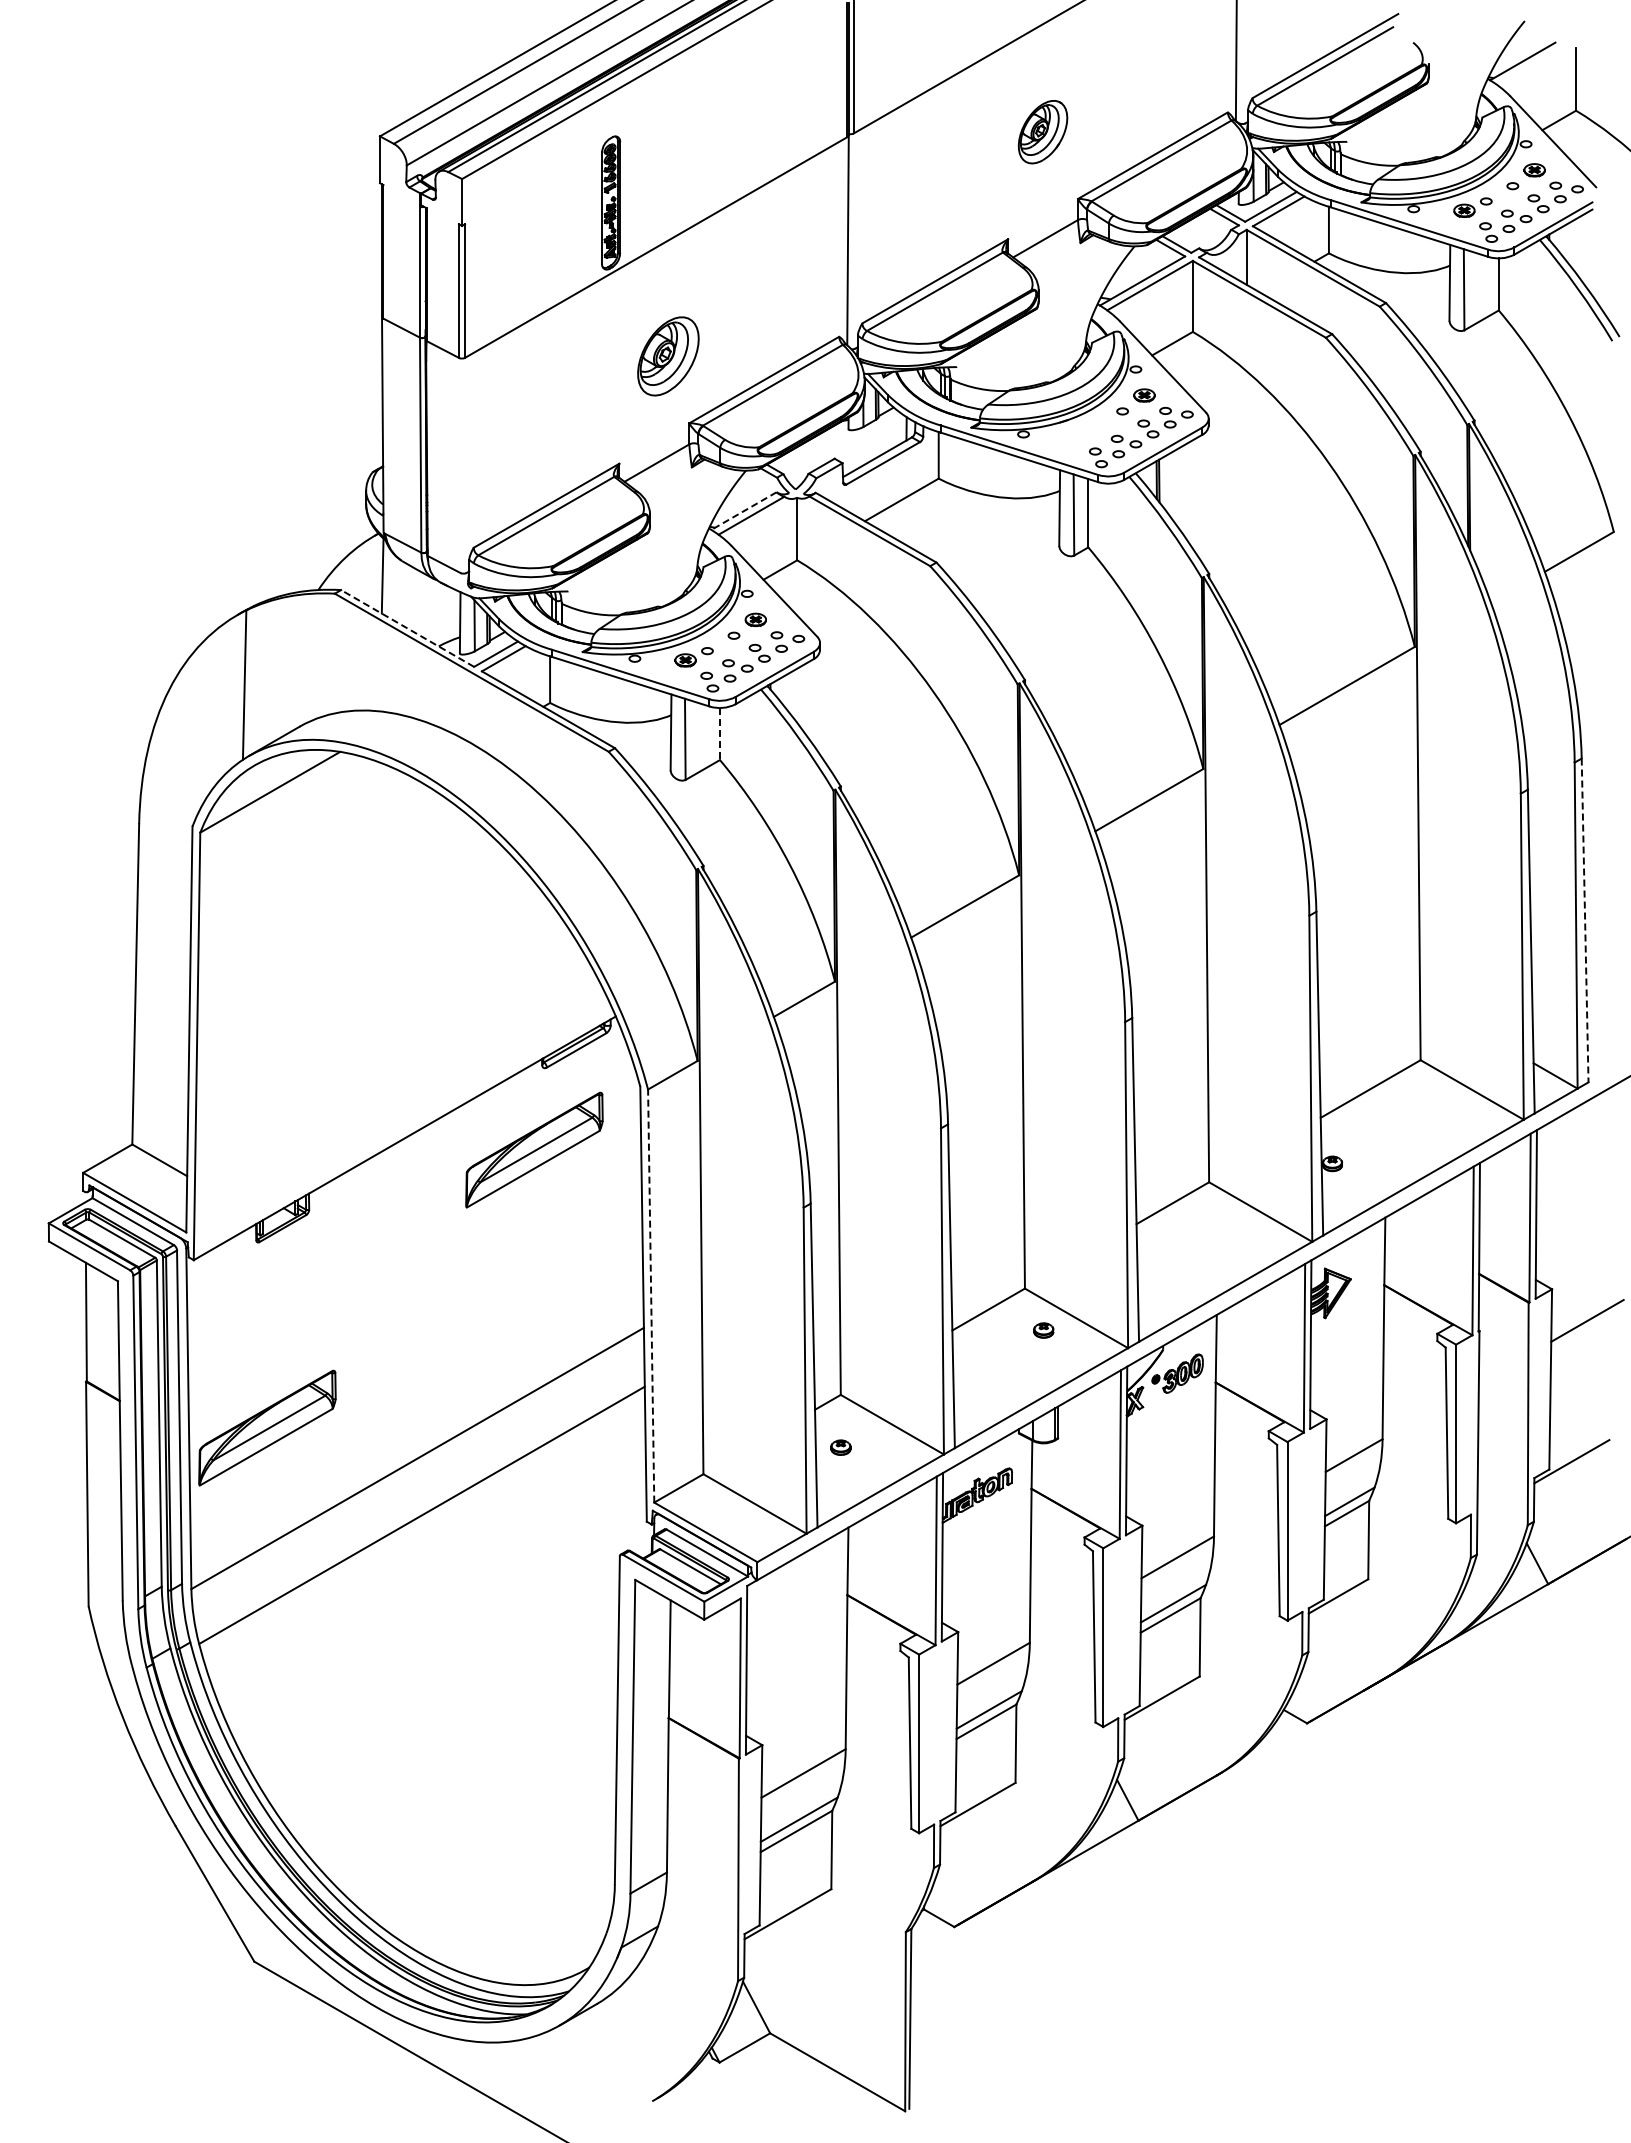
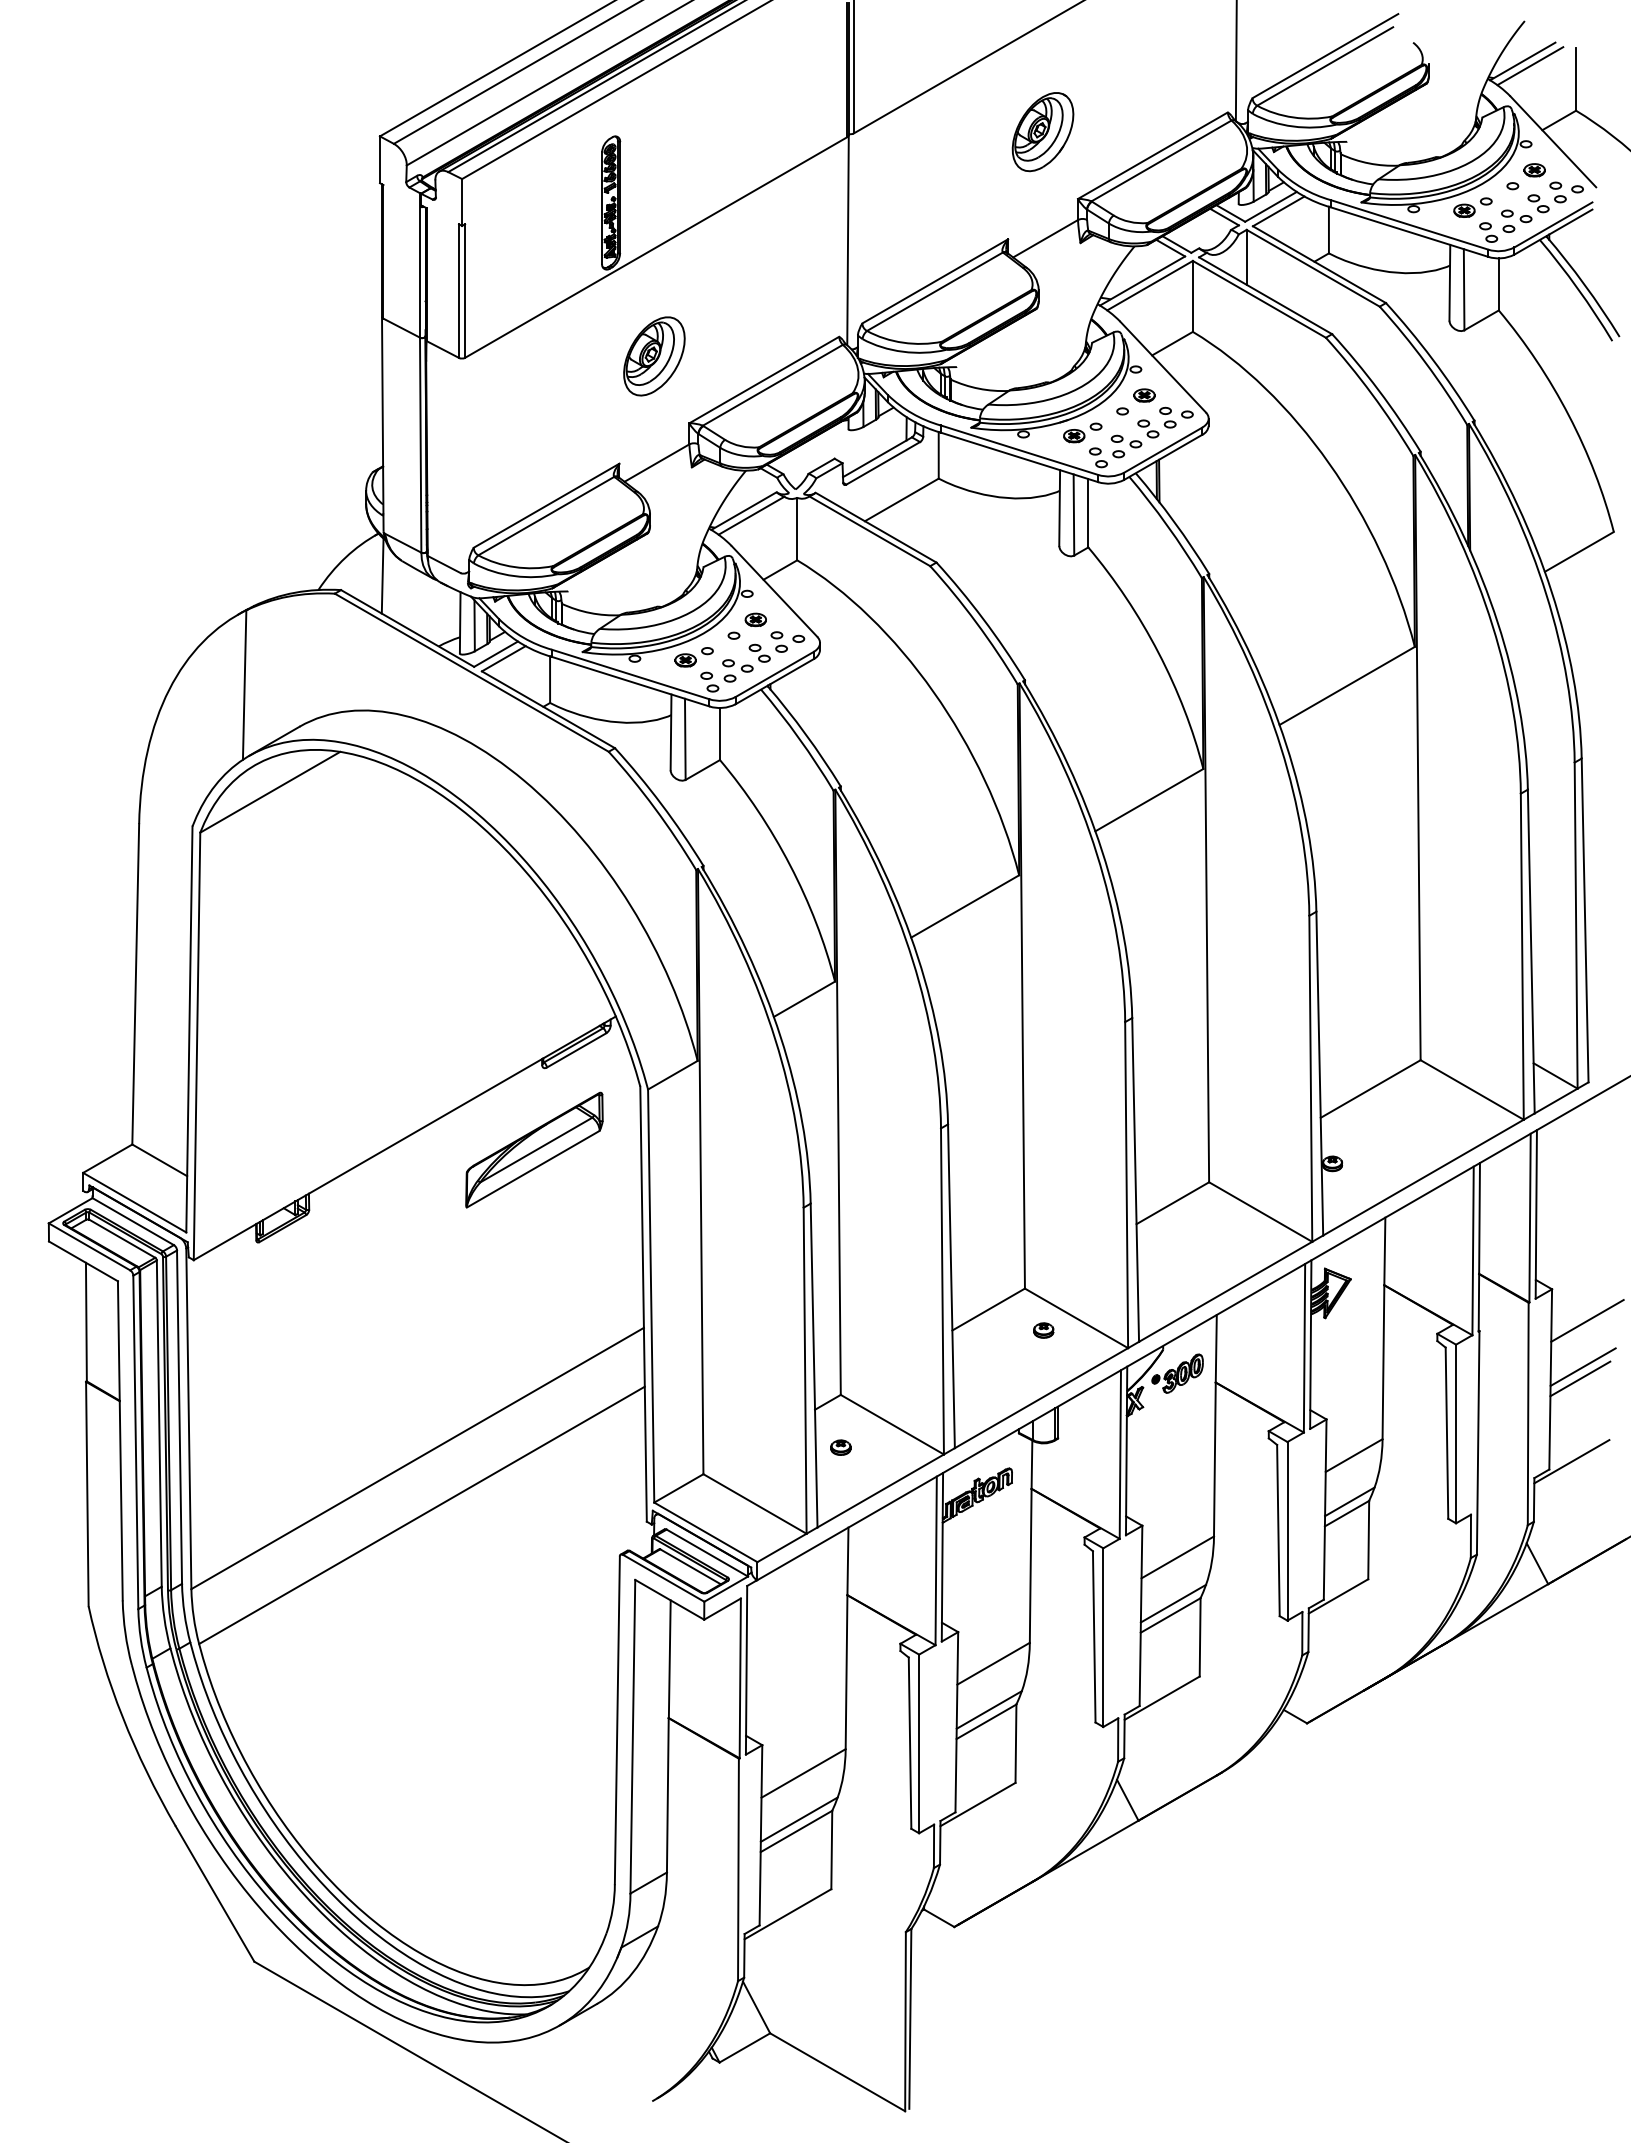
line: none -> present (1530, 66)
part size: 52x65 px -> 64x81 px (1042, 132)
part position: (668, 356) -> (654, 356) (654, 356)
part: none -> present (1082, 432)
line: dashed -> solid (744, 511)
line: dashed -> solid (407, 628)
line: dashed -> solid (719, 734)
line: dashed -> solid (1585, 920)
line: dashed -> solid (651, 1296)
line: none -> present (1582, 1366)
line: none -> present (1580, 1378)
part: present -> none (267, 1427)
